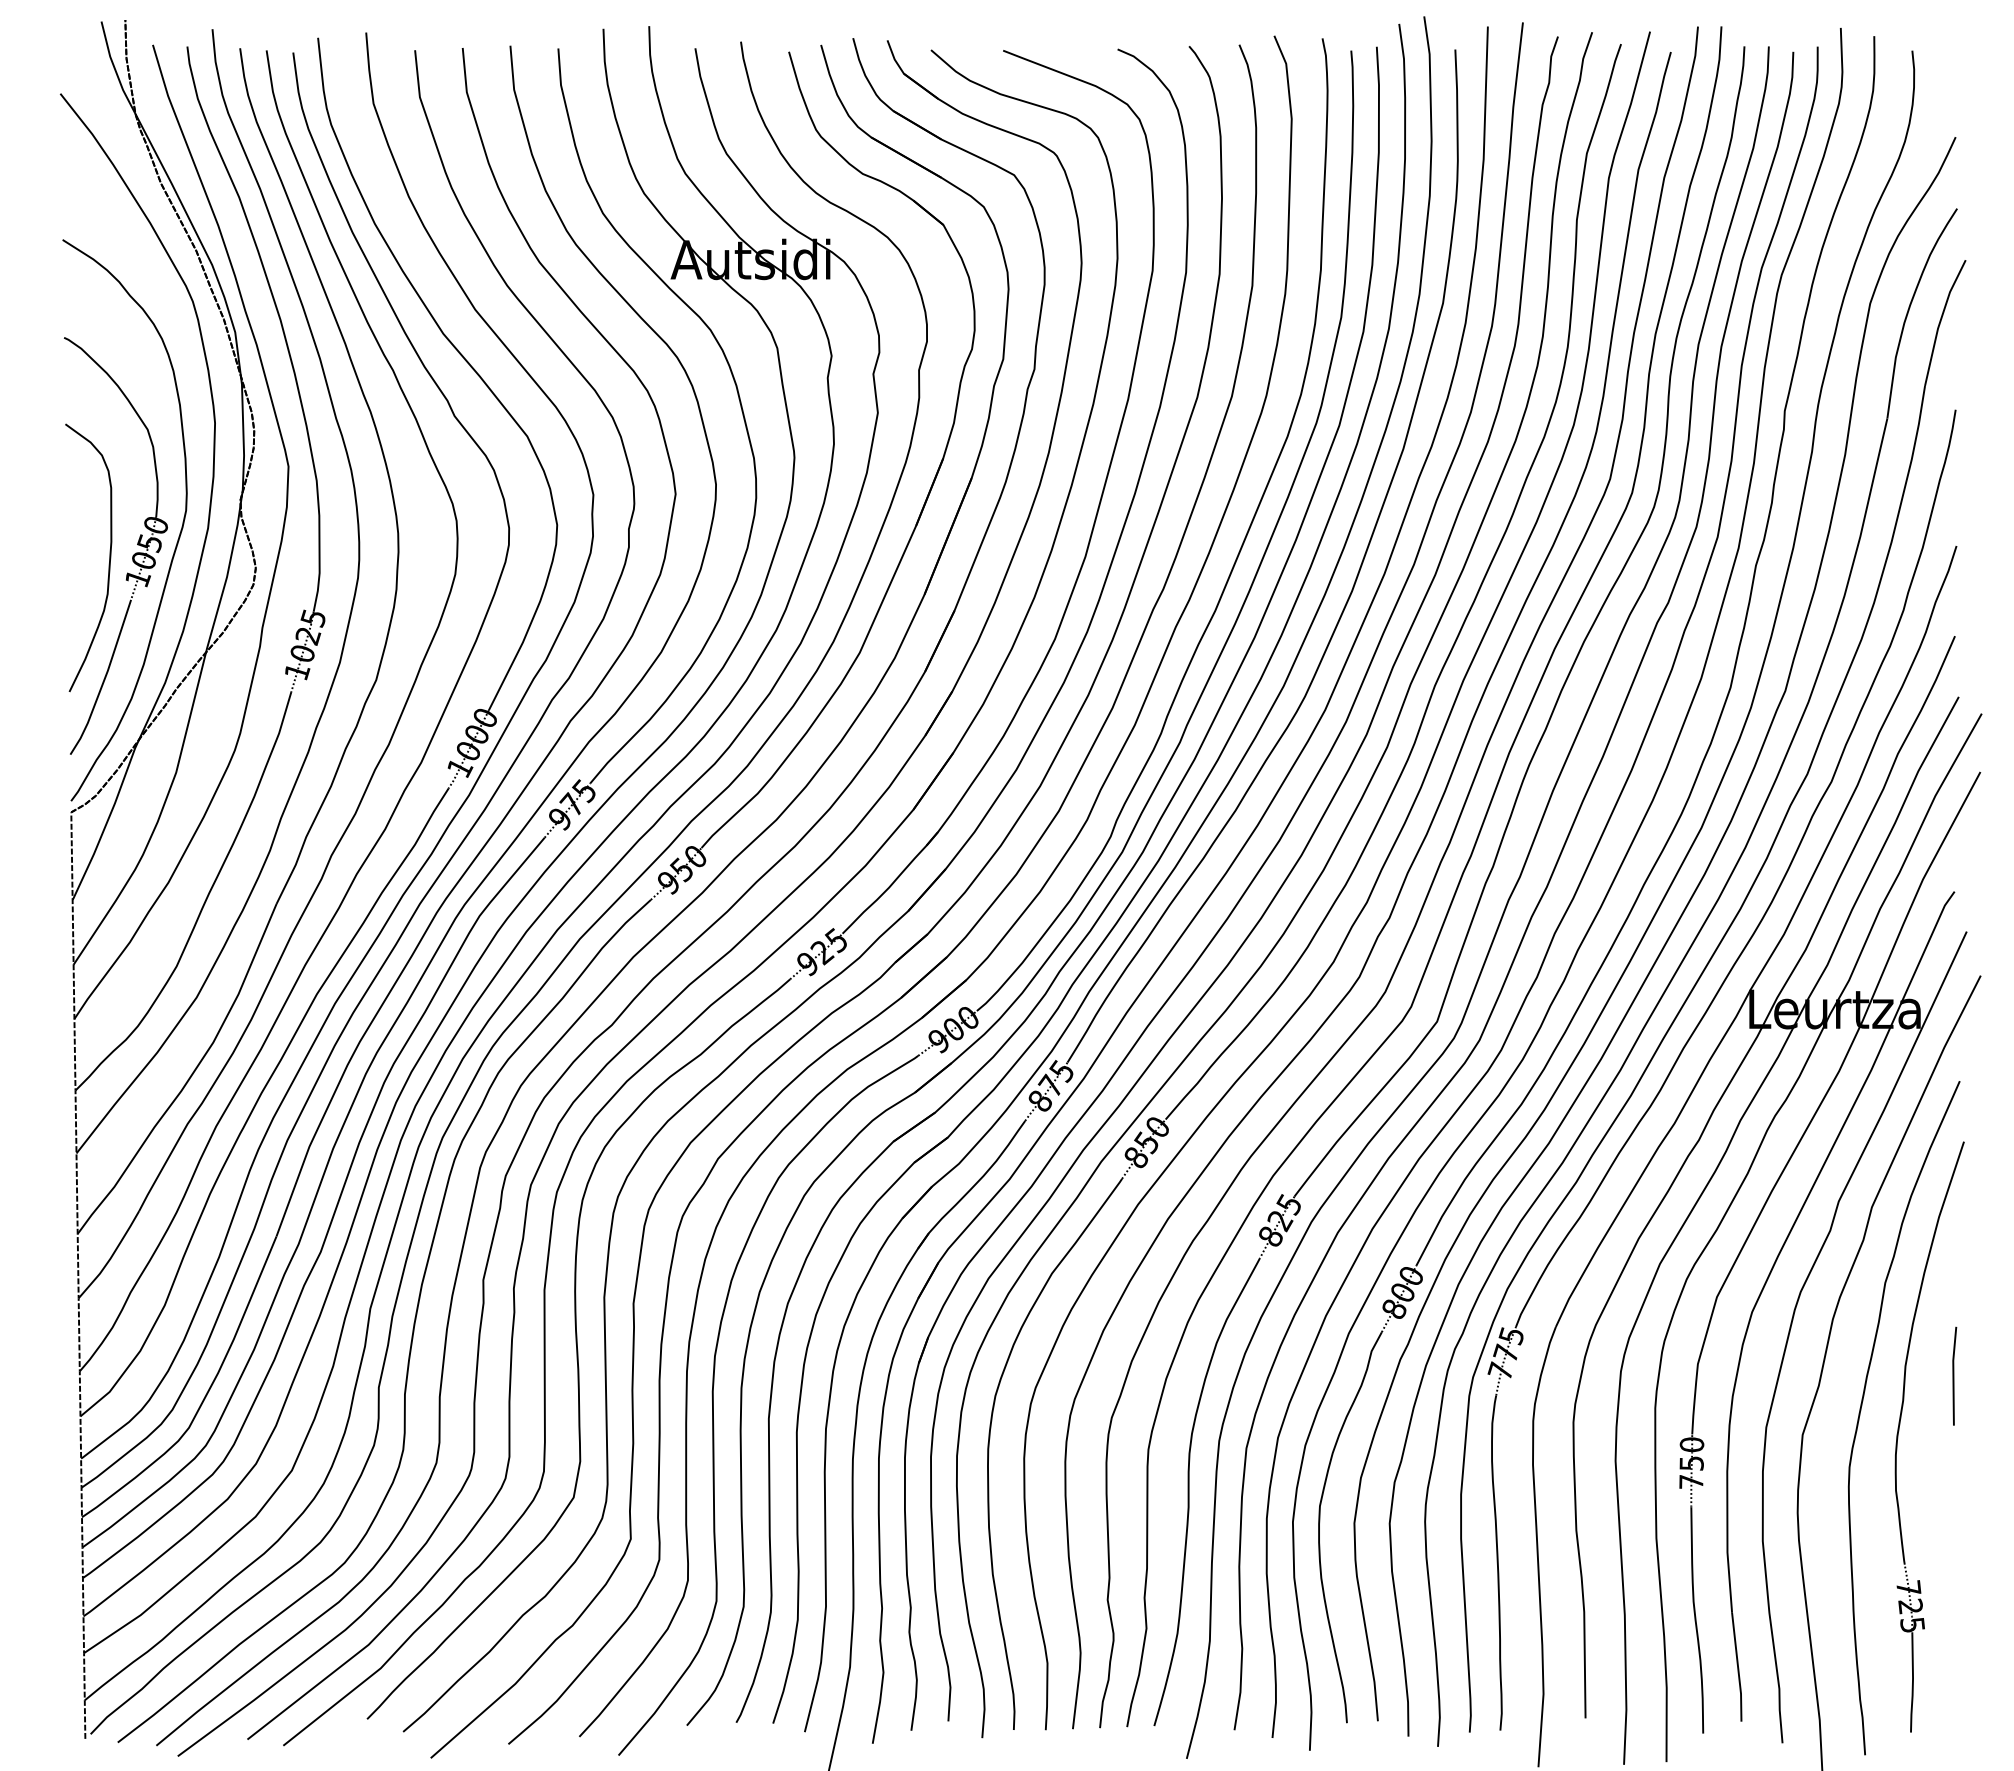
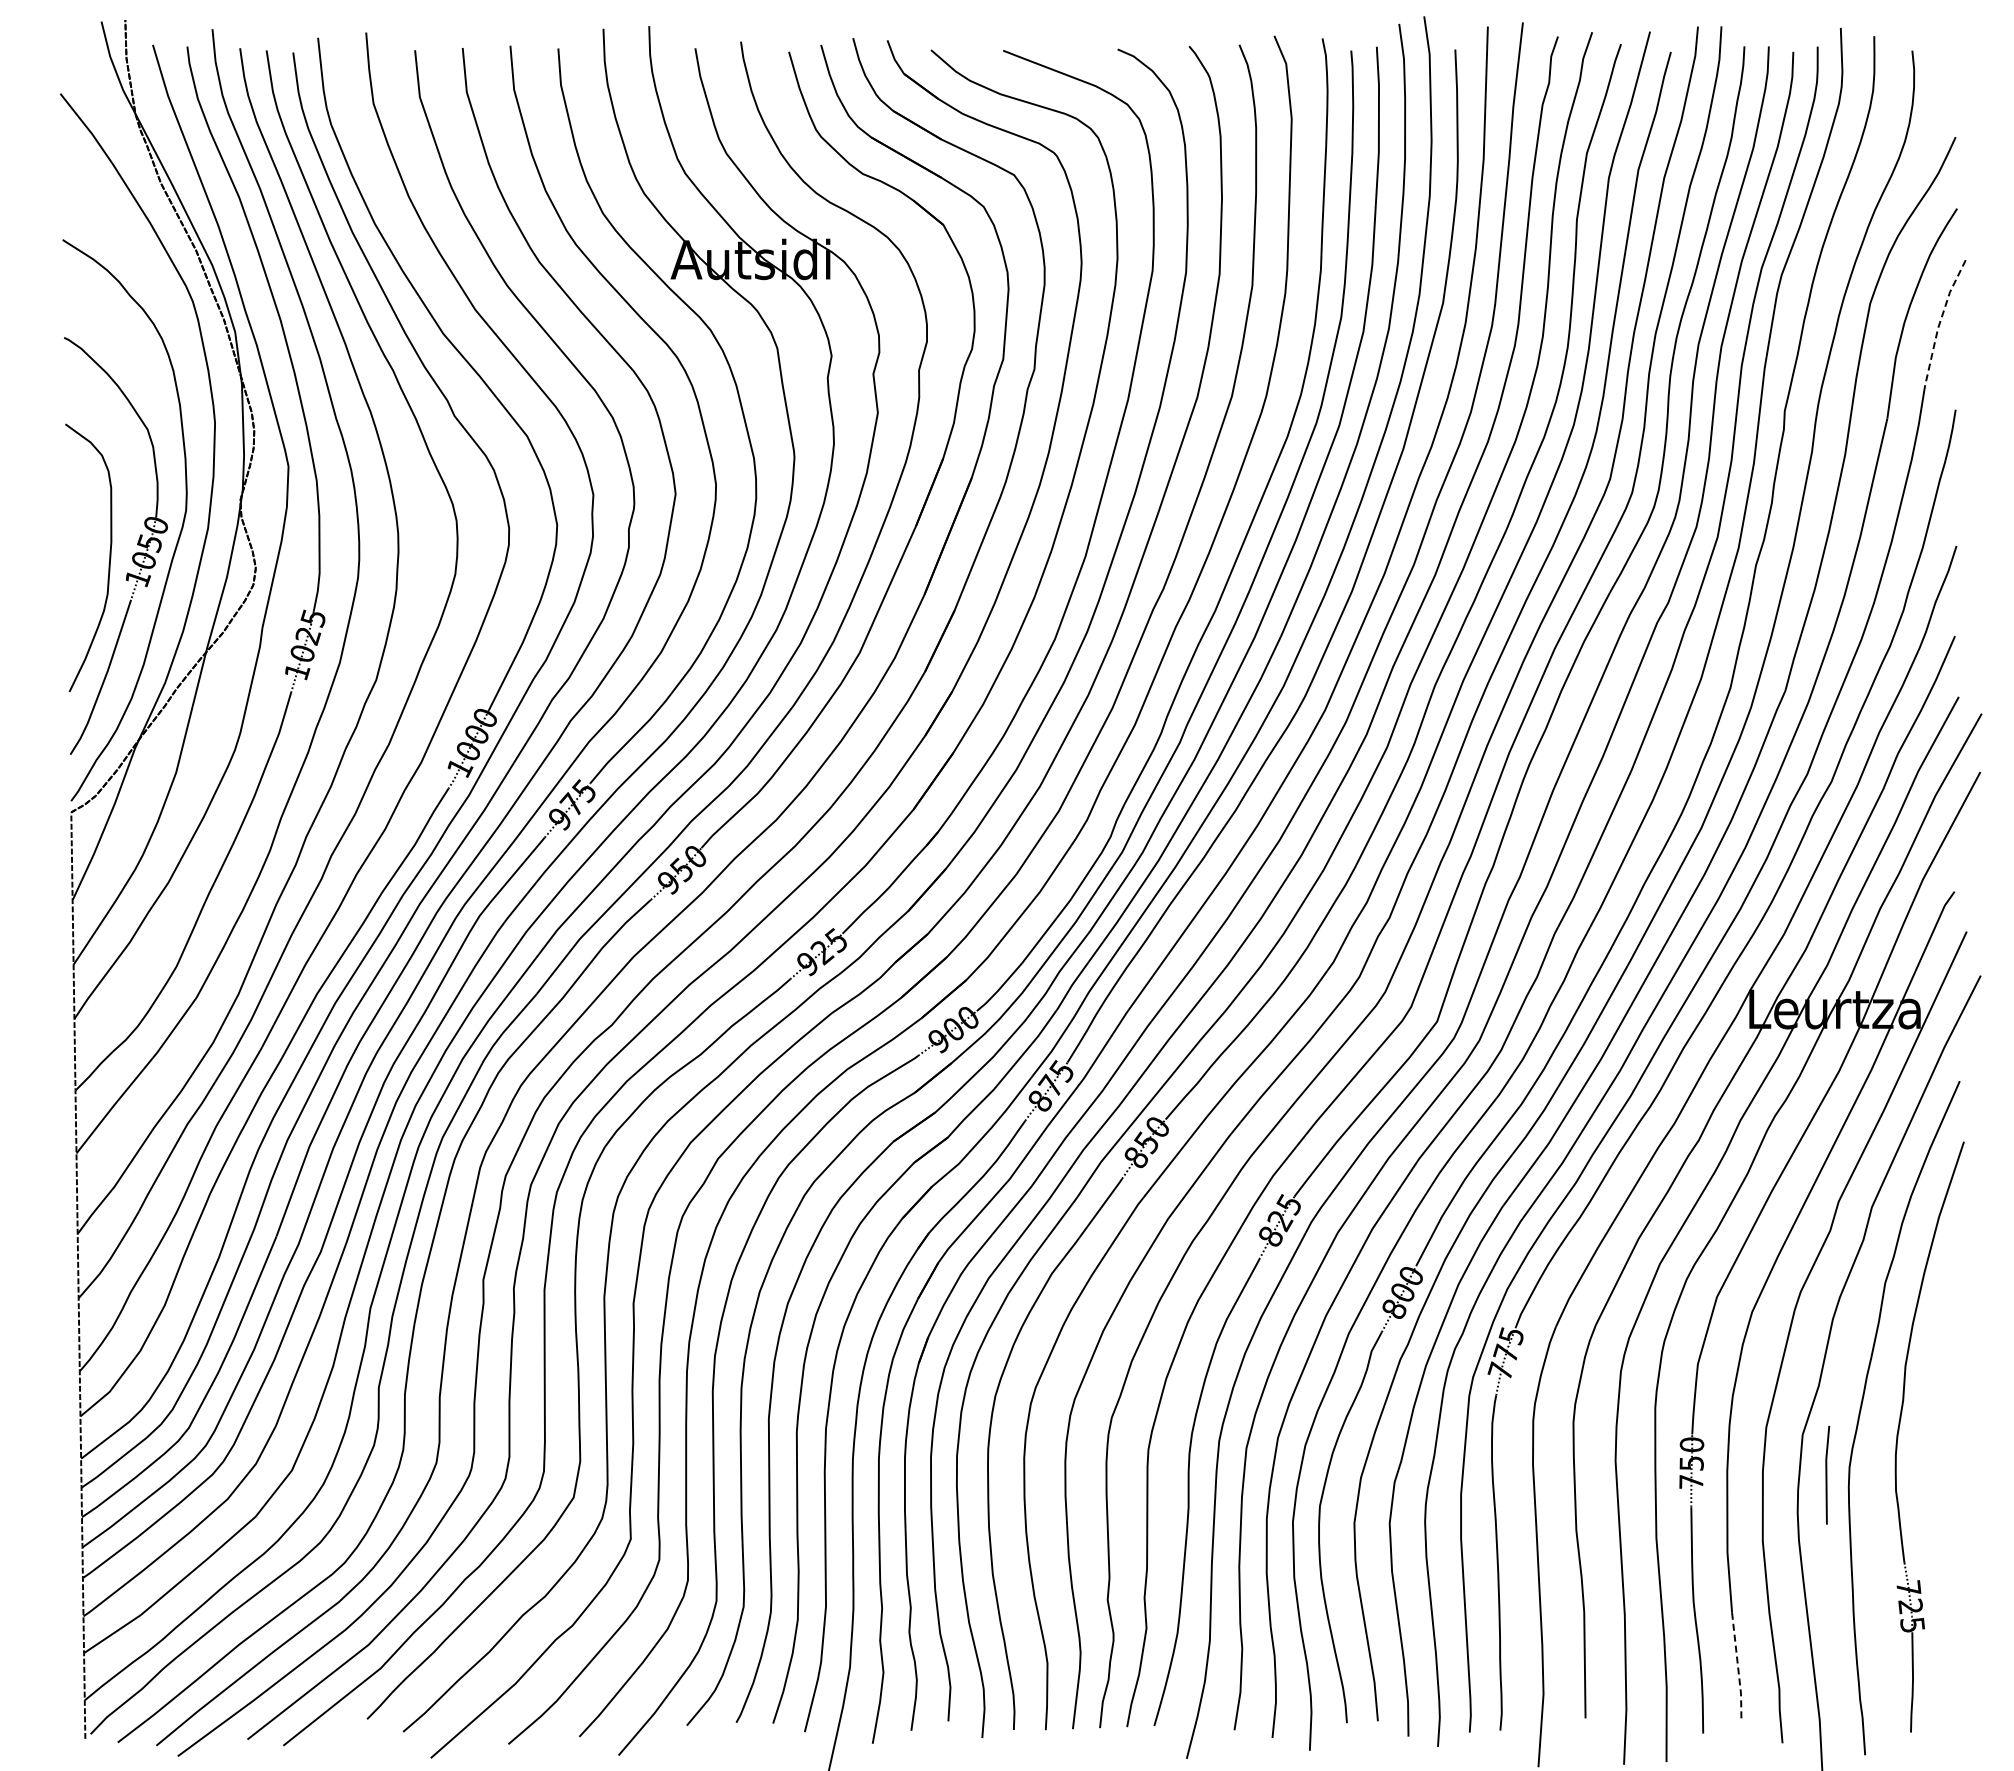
line: solid -> dashed (1940, 321)
line position: (1954, 1375) -> (1827, 1474) (1827, 1474)
line: solid -> dashed (1738, 1668)
